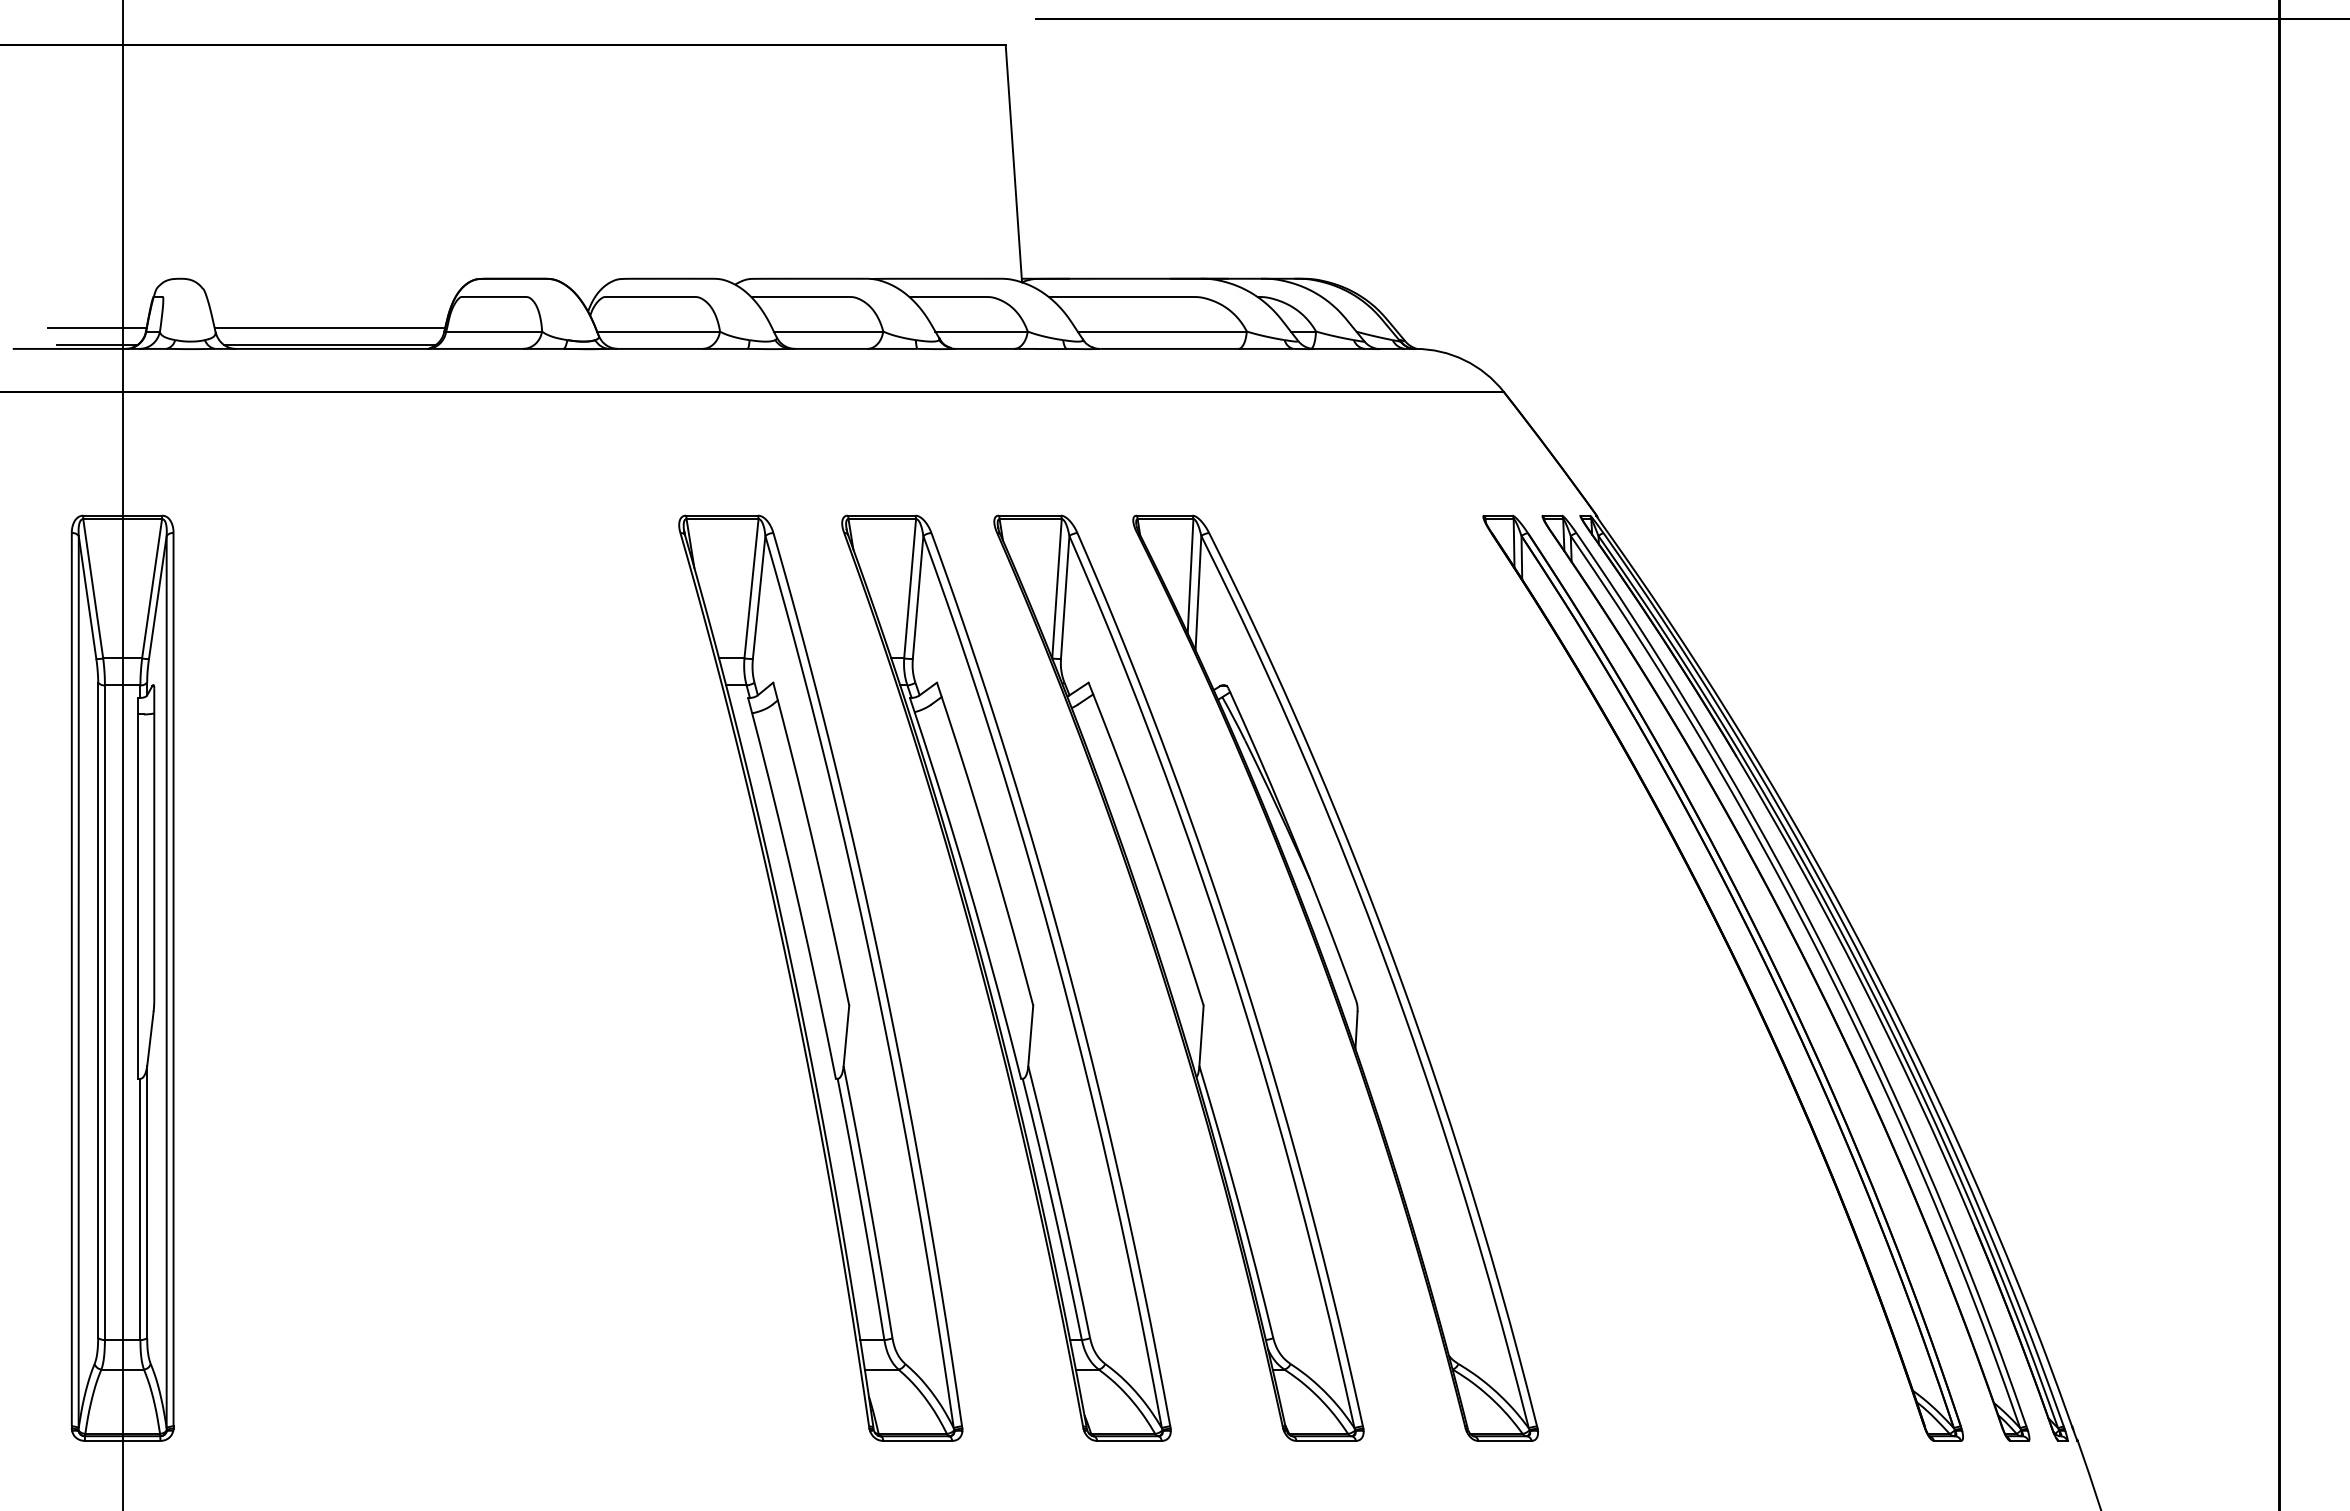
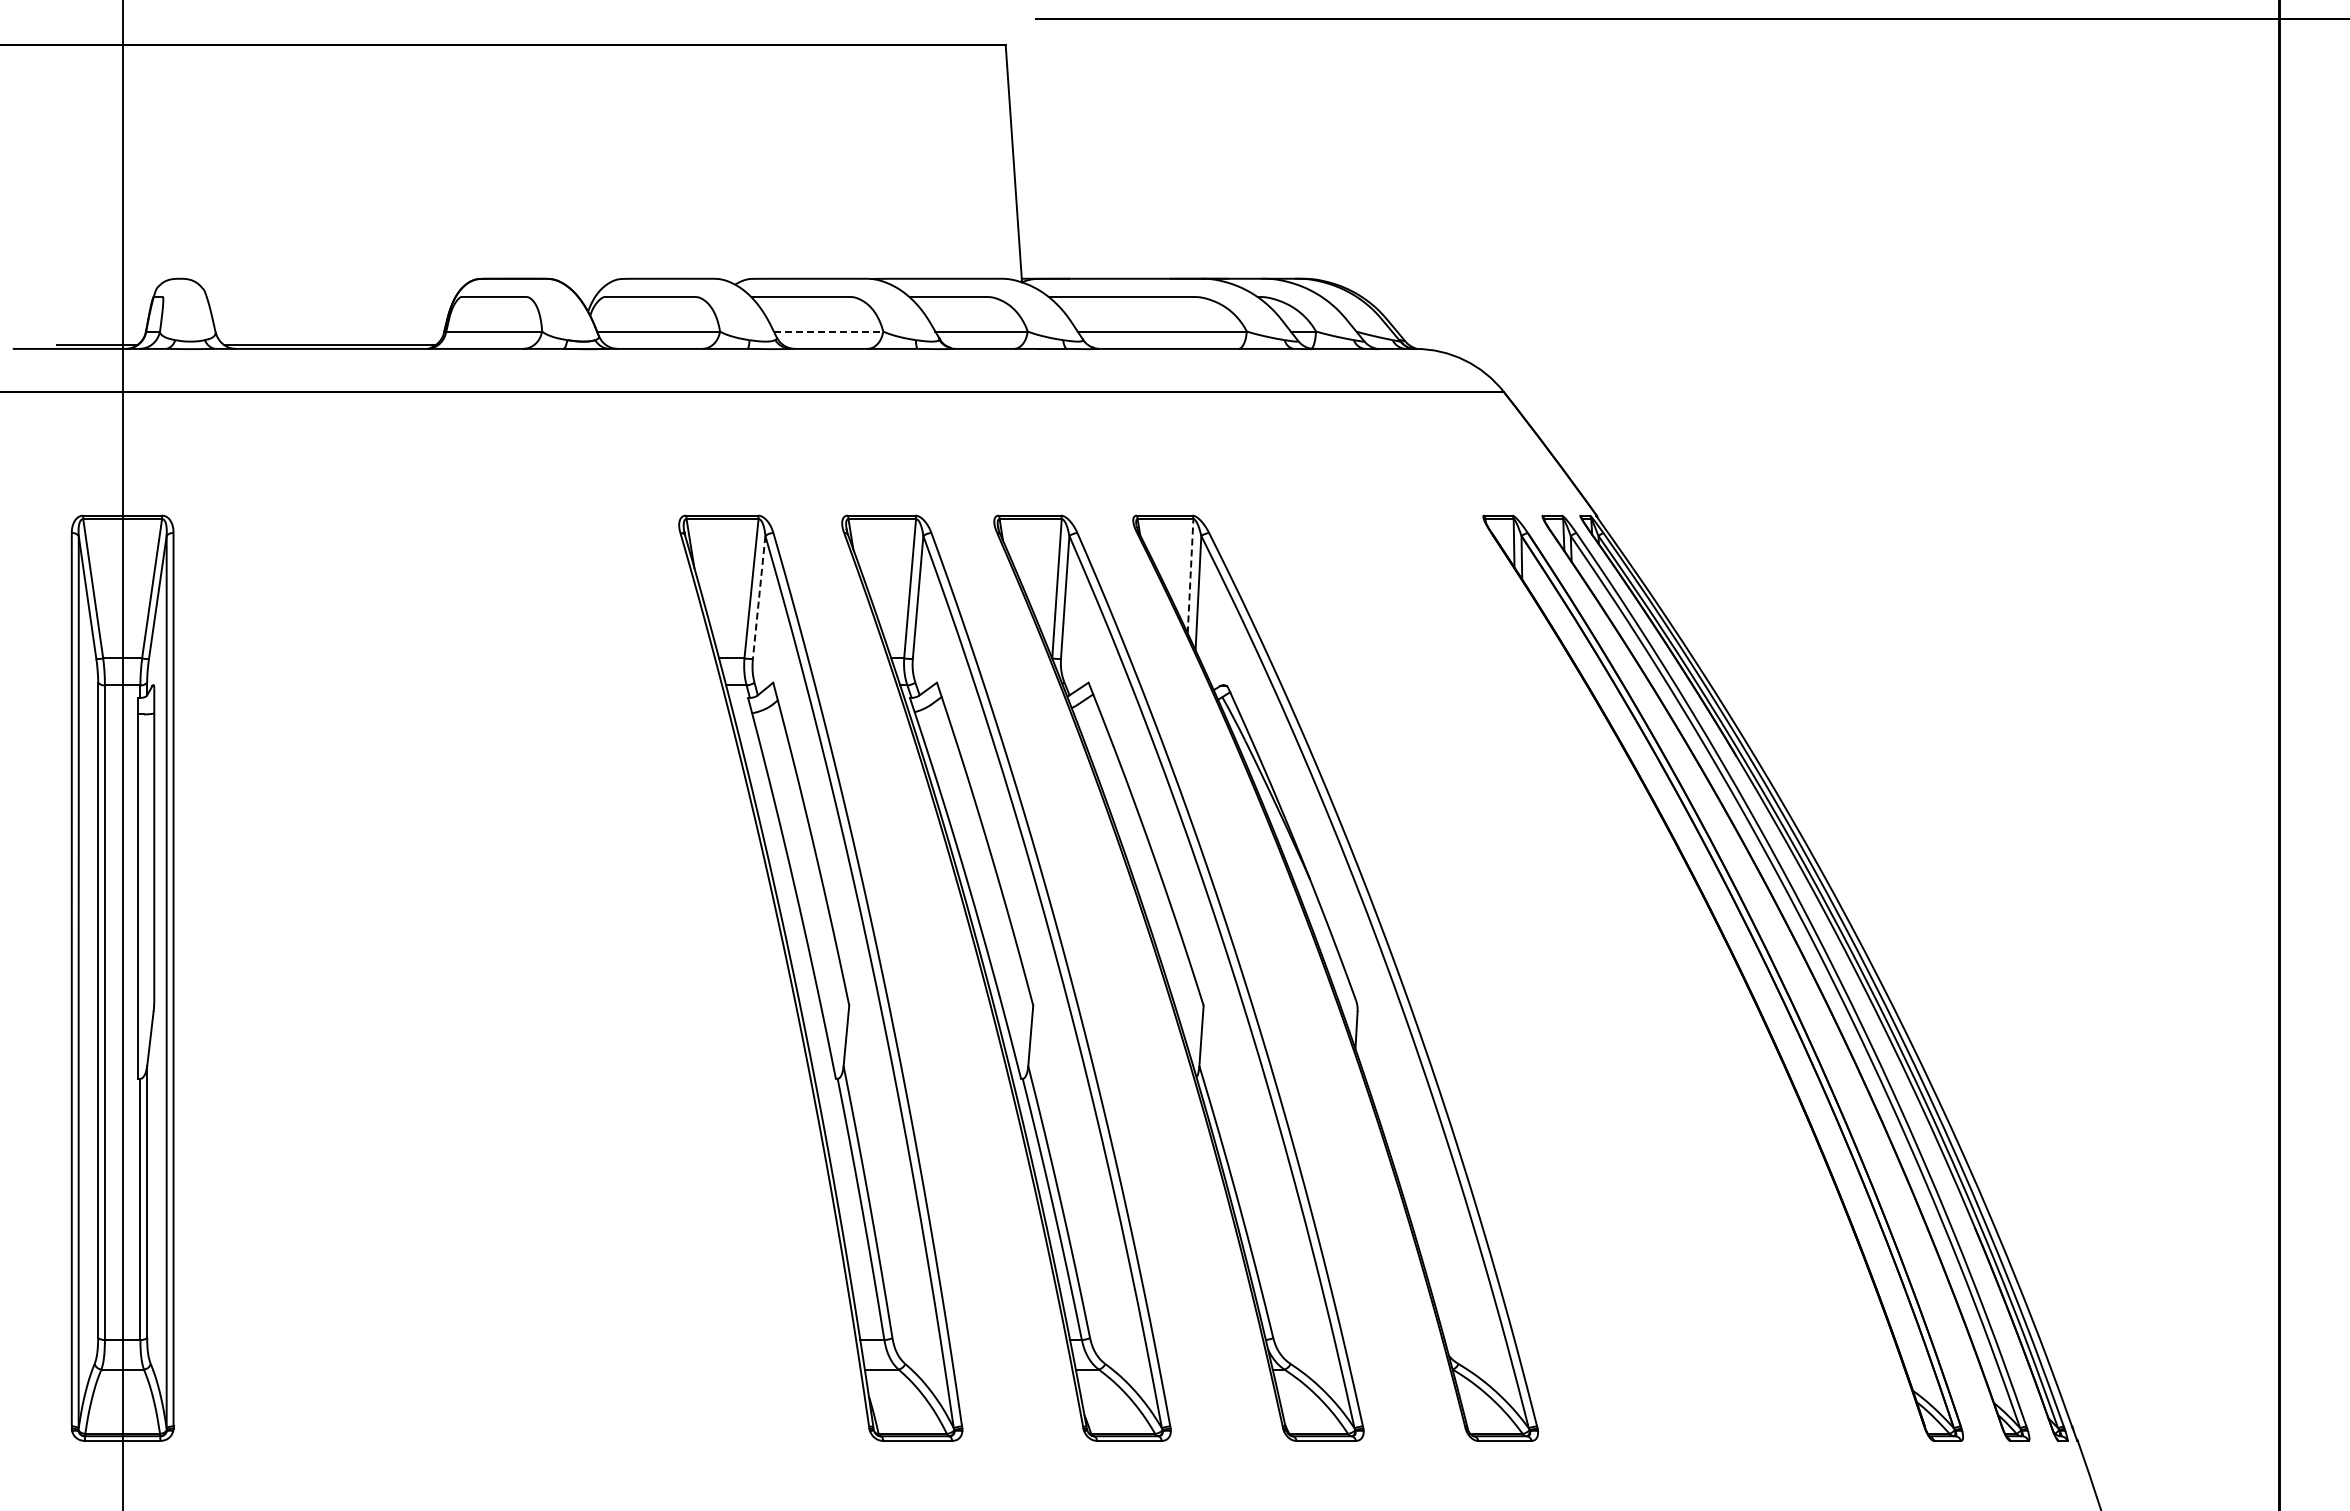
line: present -> none (96, 327)
line: present -> none (329, 327)
line: solid -> dashed (828, 331)
line: solid -> dashed (1190, 575)
line: solid -> dashed (759, 597)
